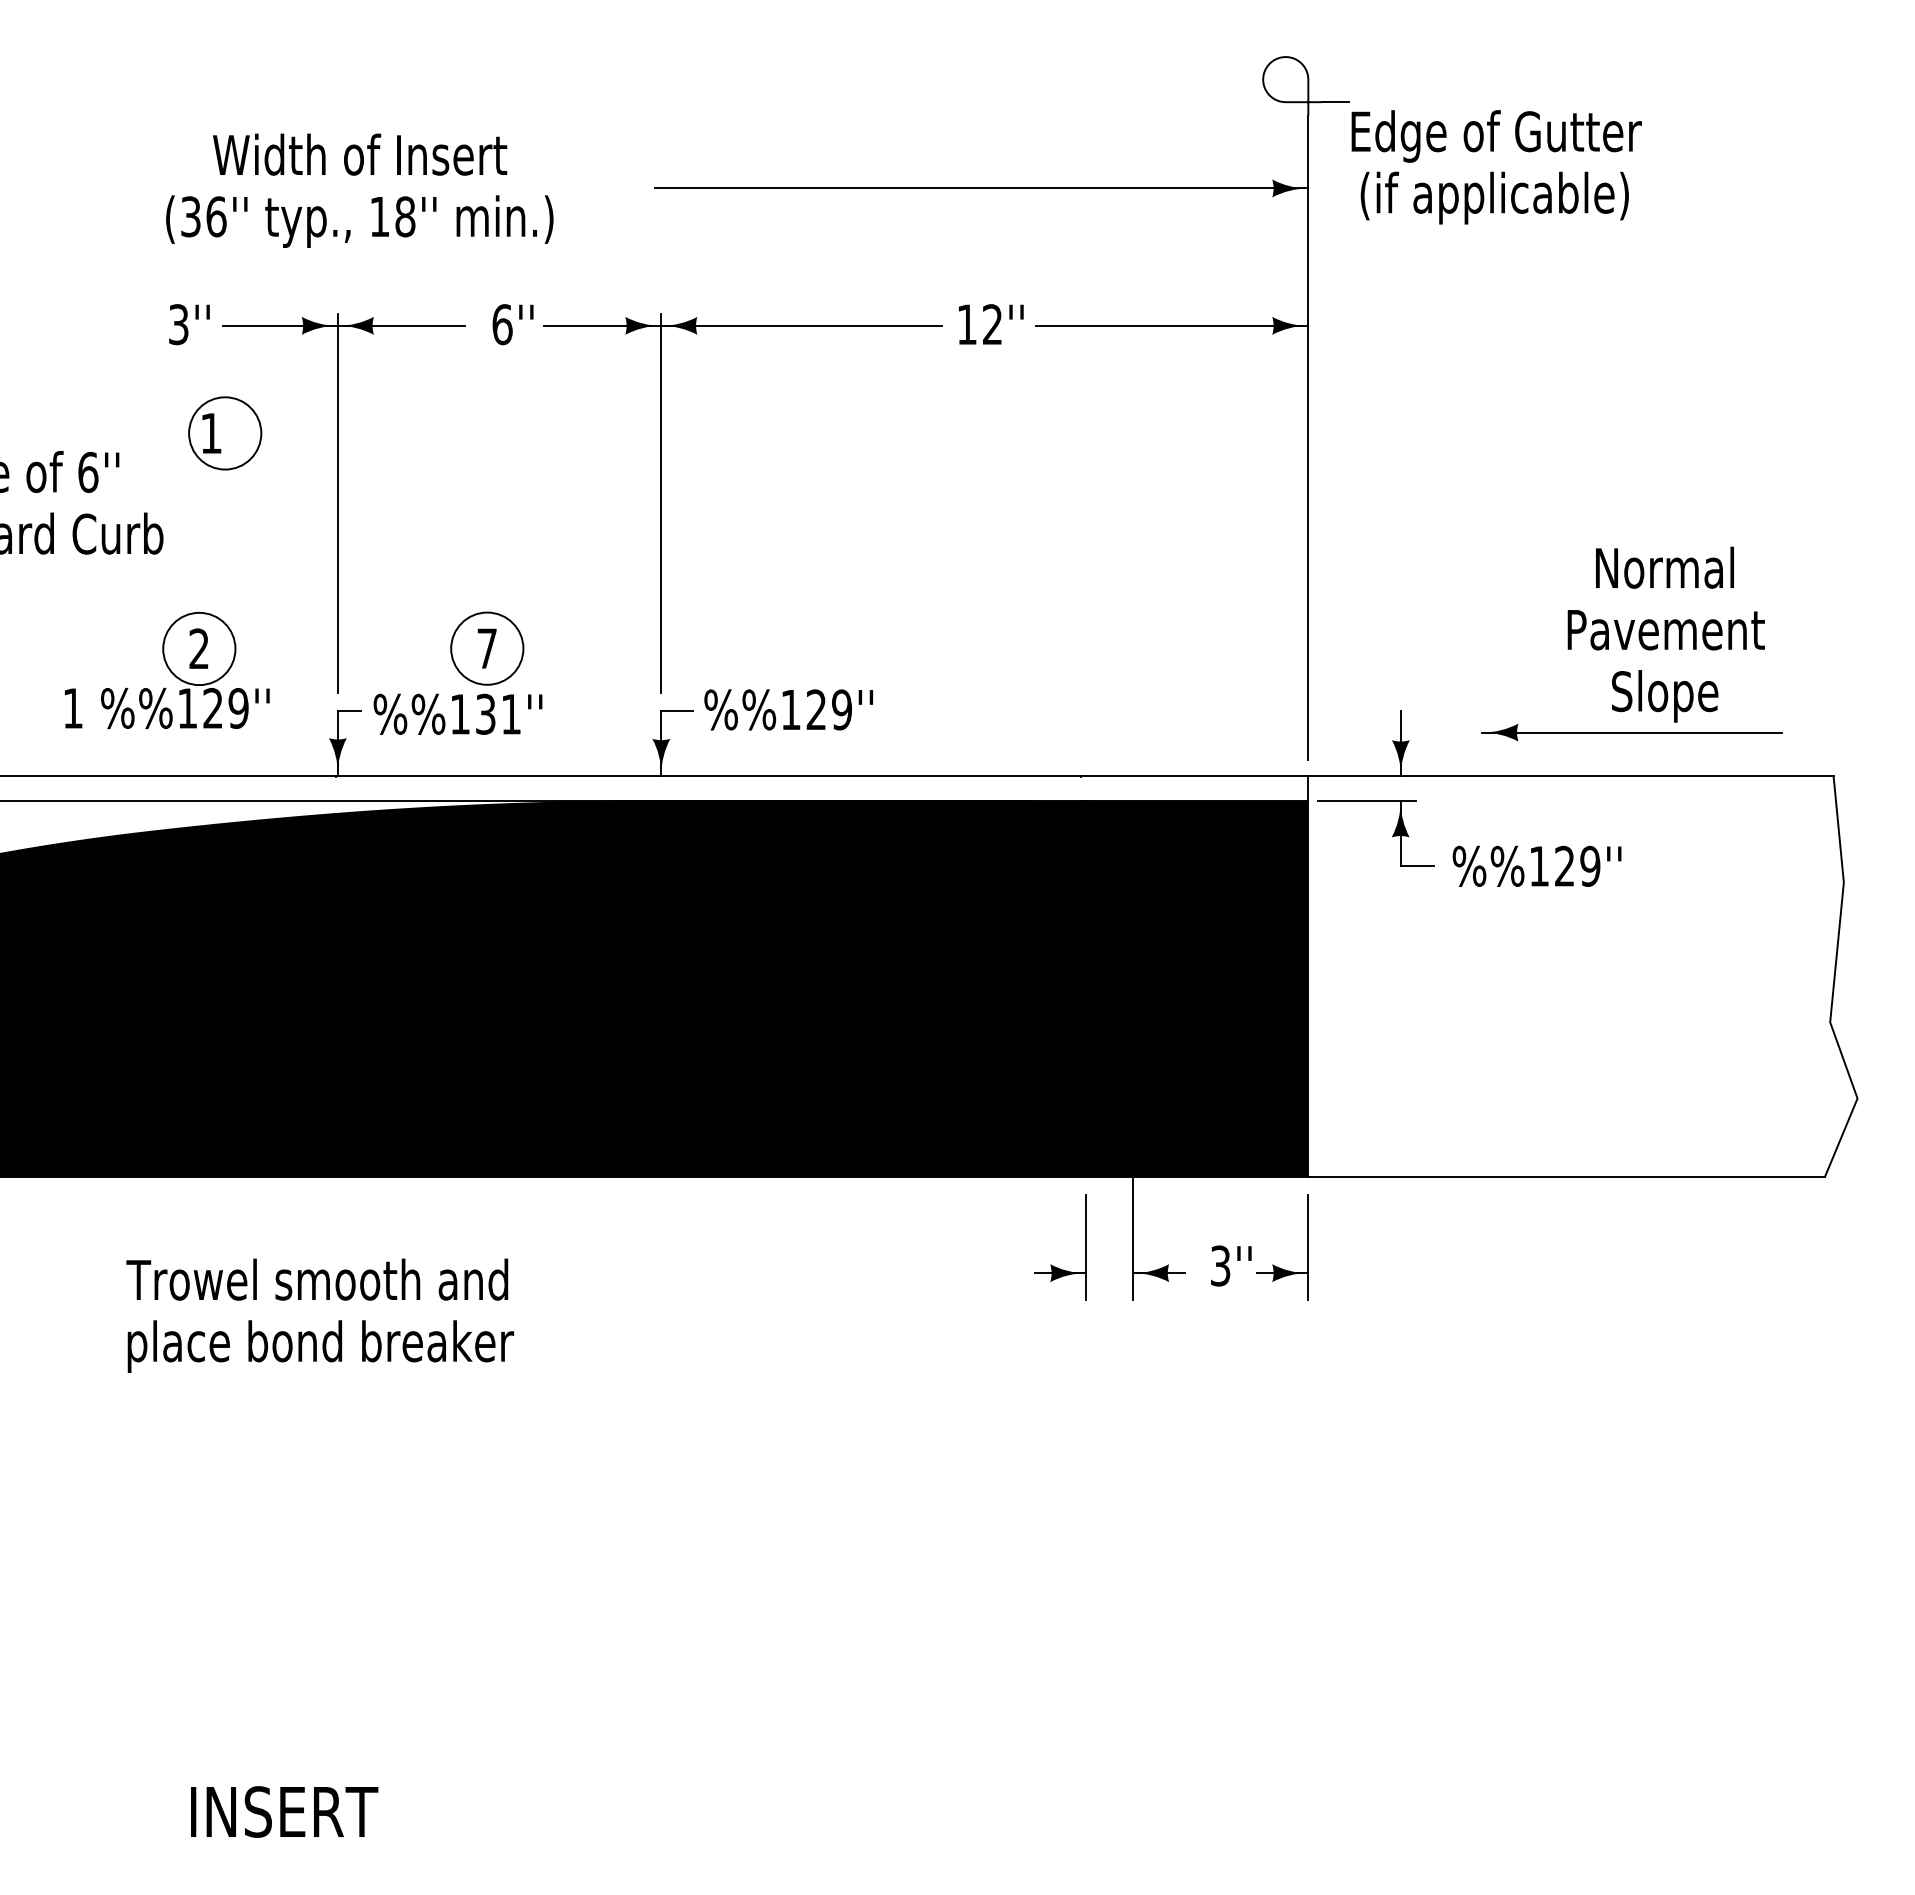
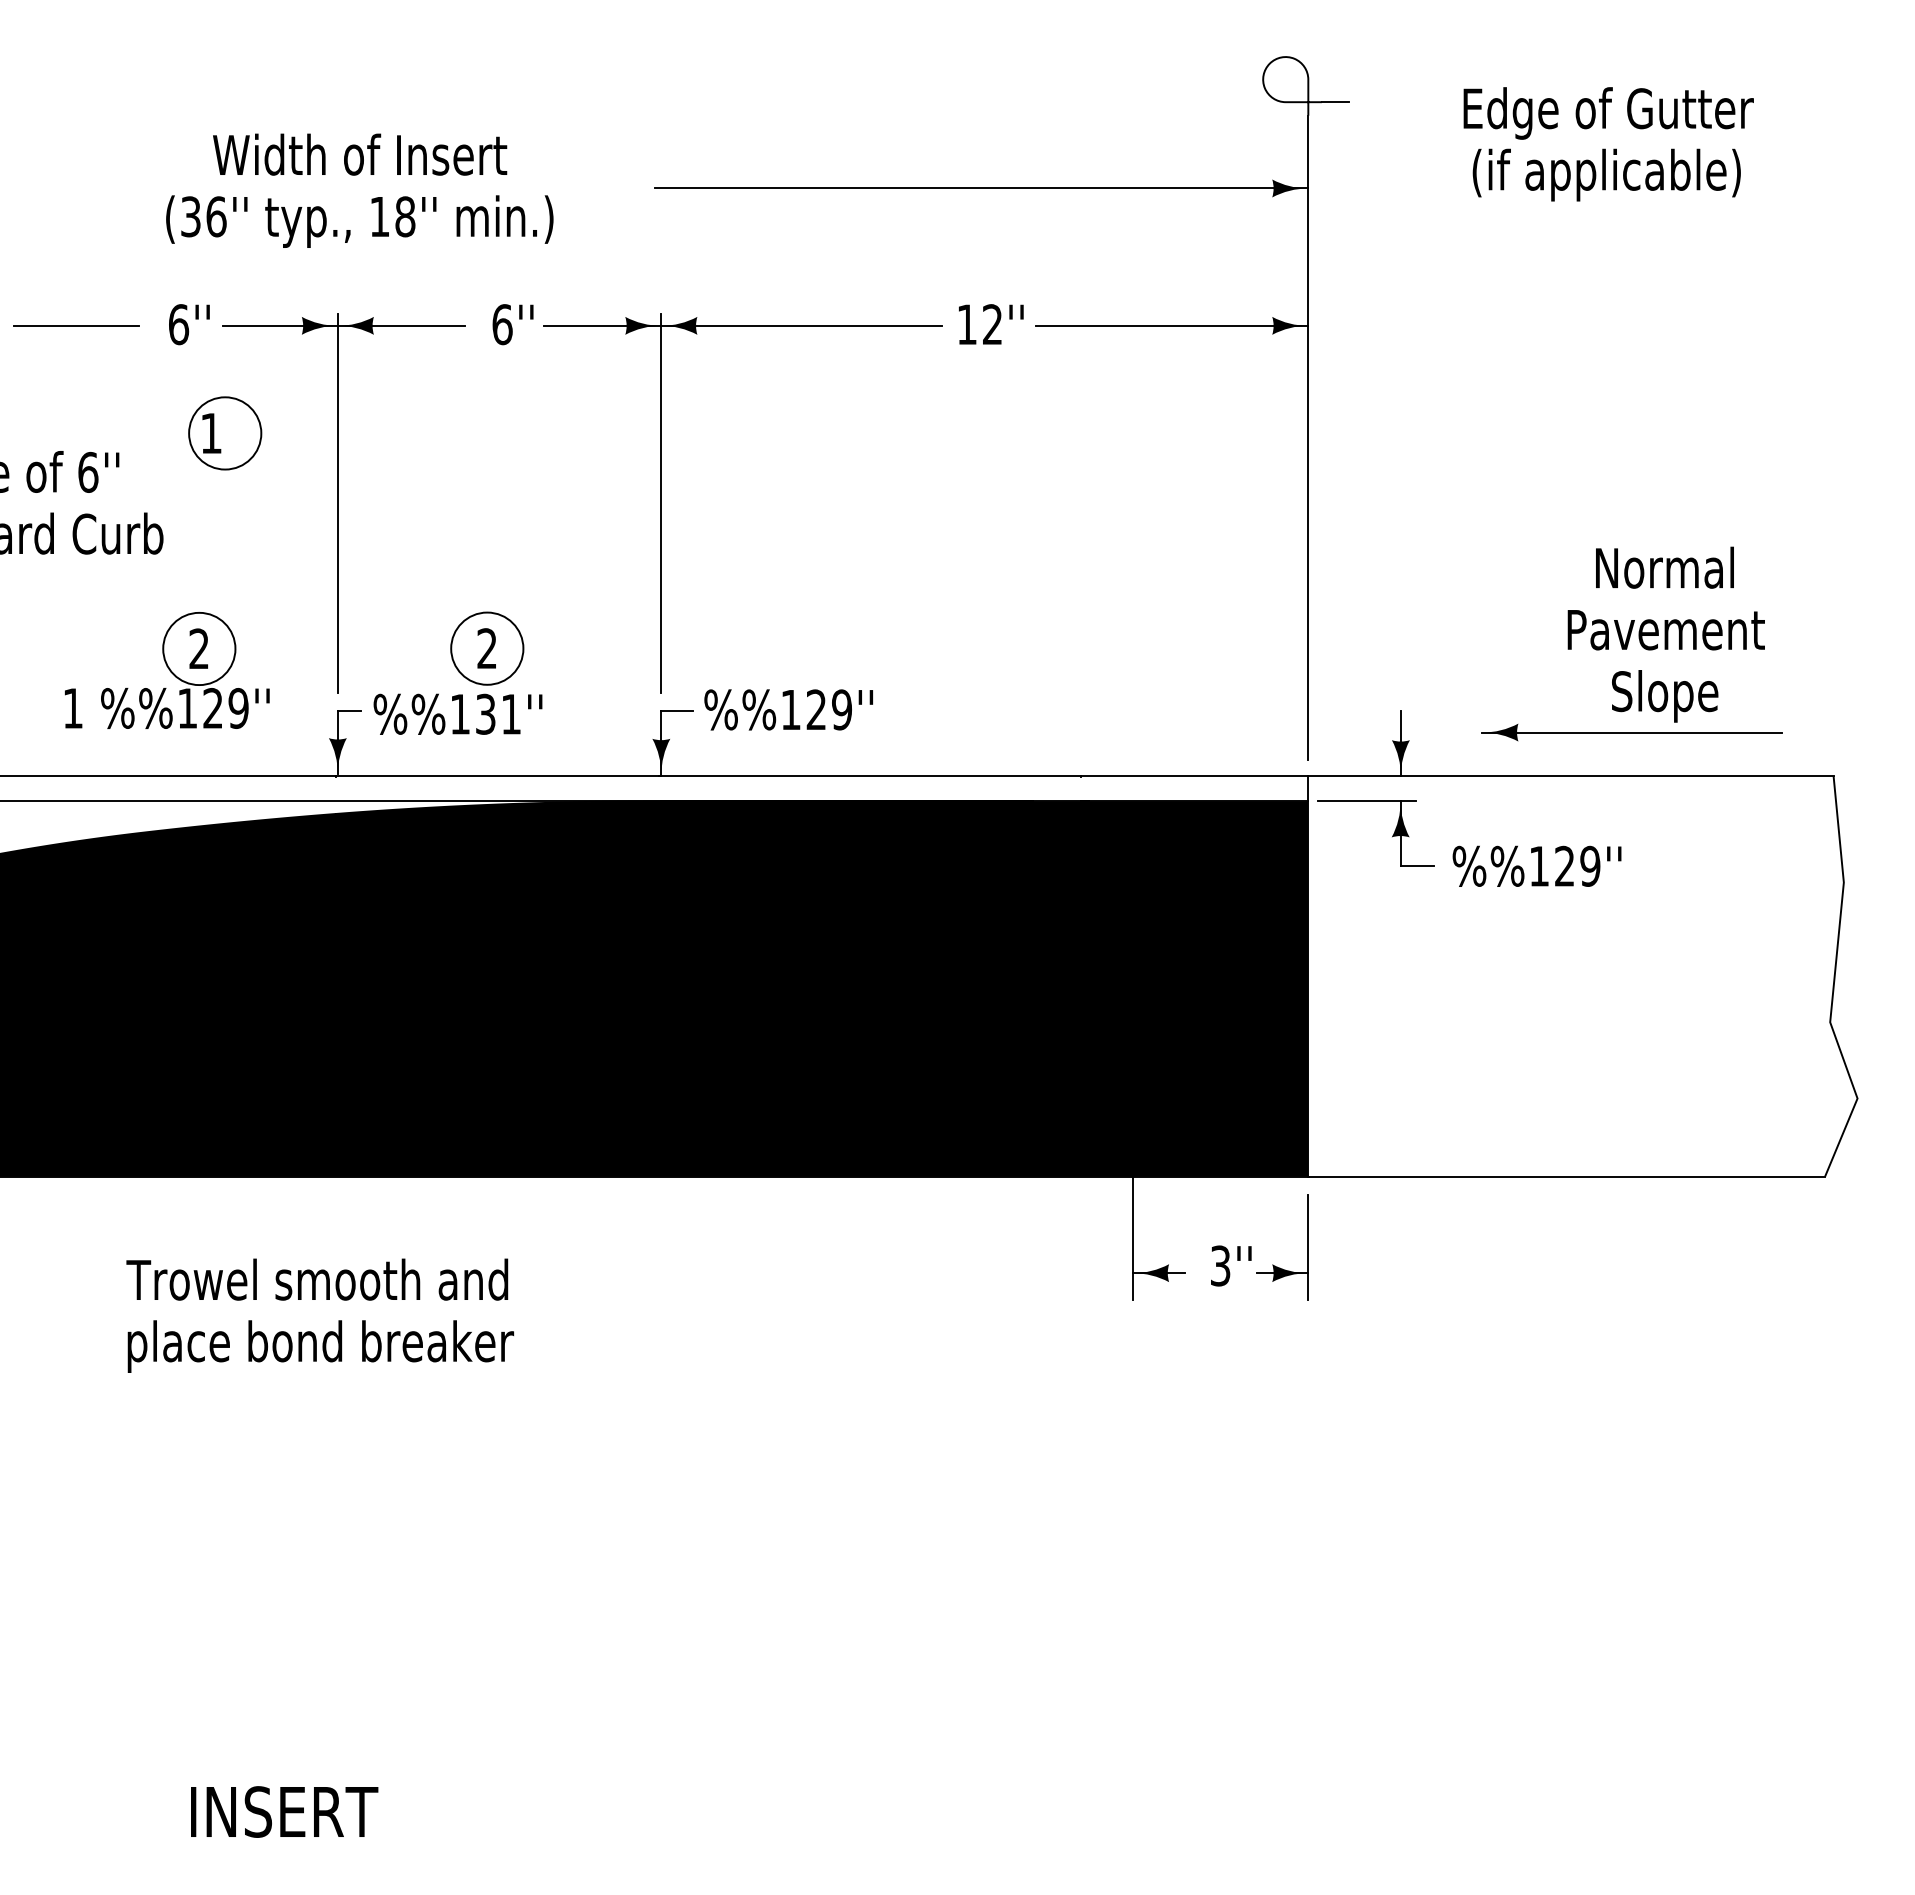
text position: (1496, 167) -> (1608, 144) (1608, 144)
text: 3'' -> 6'' (179, 324)
line: none -> present (76, 325)
text: 7 -> 2 (486, 648)
part: present -> none (1051, 1264)
